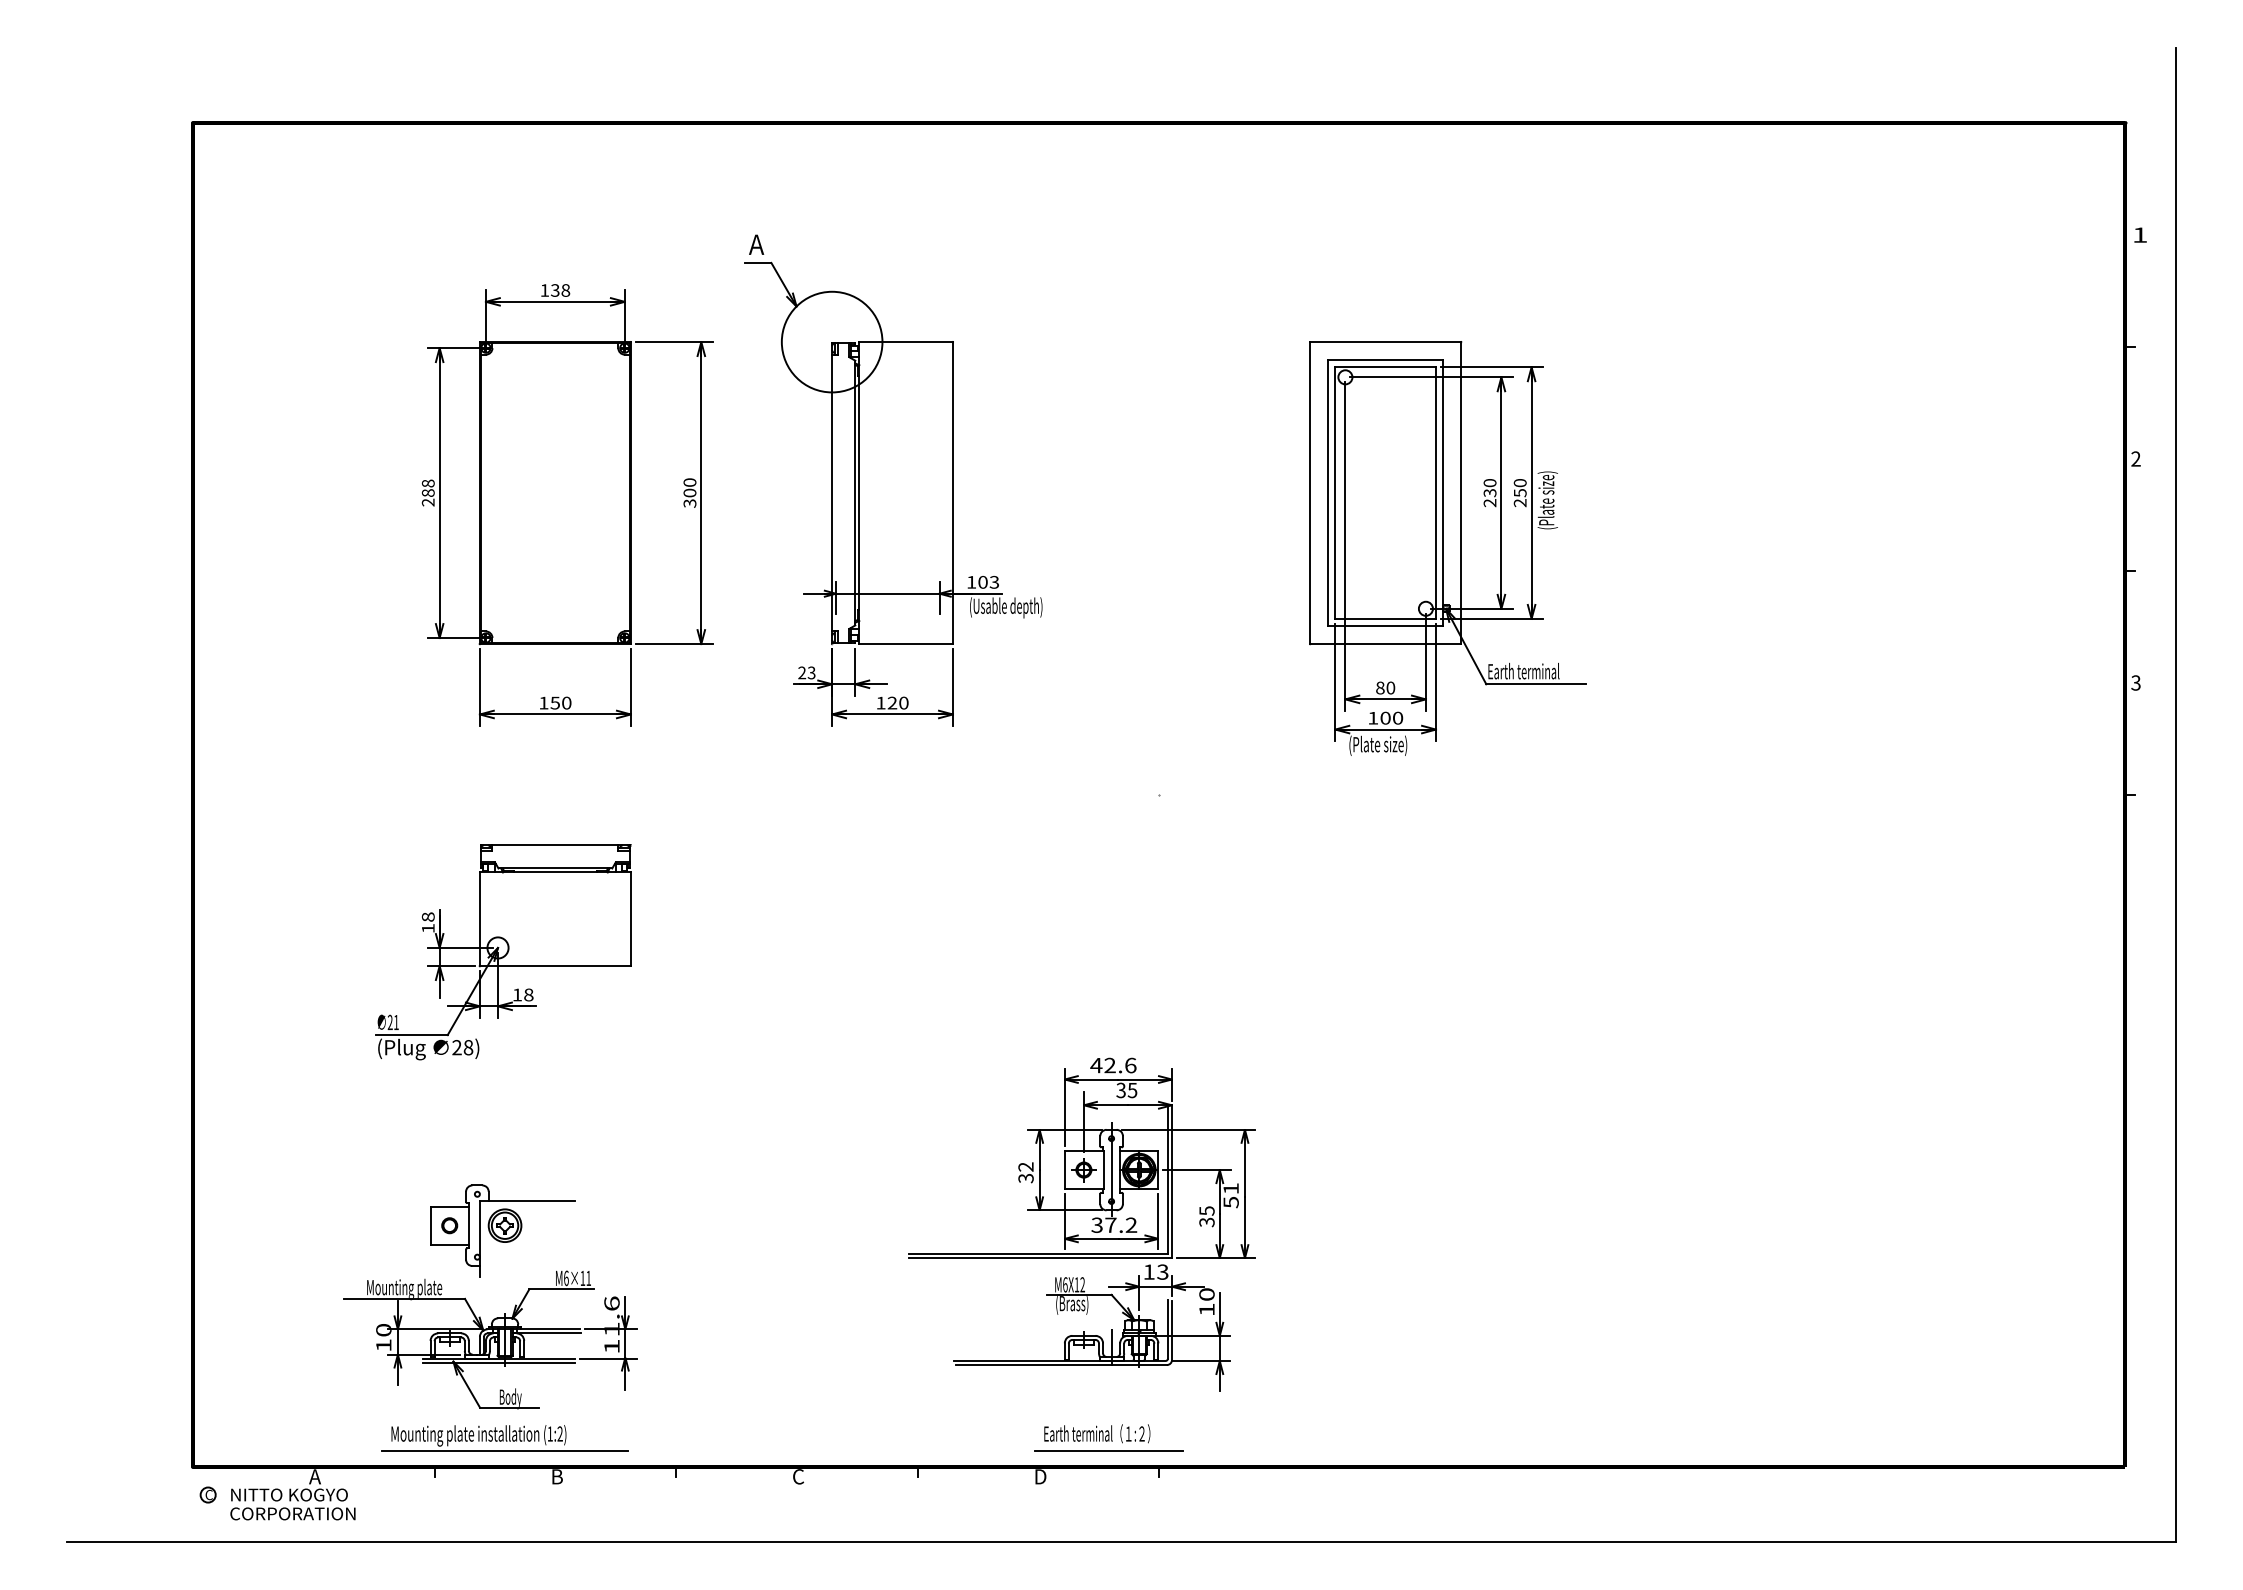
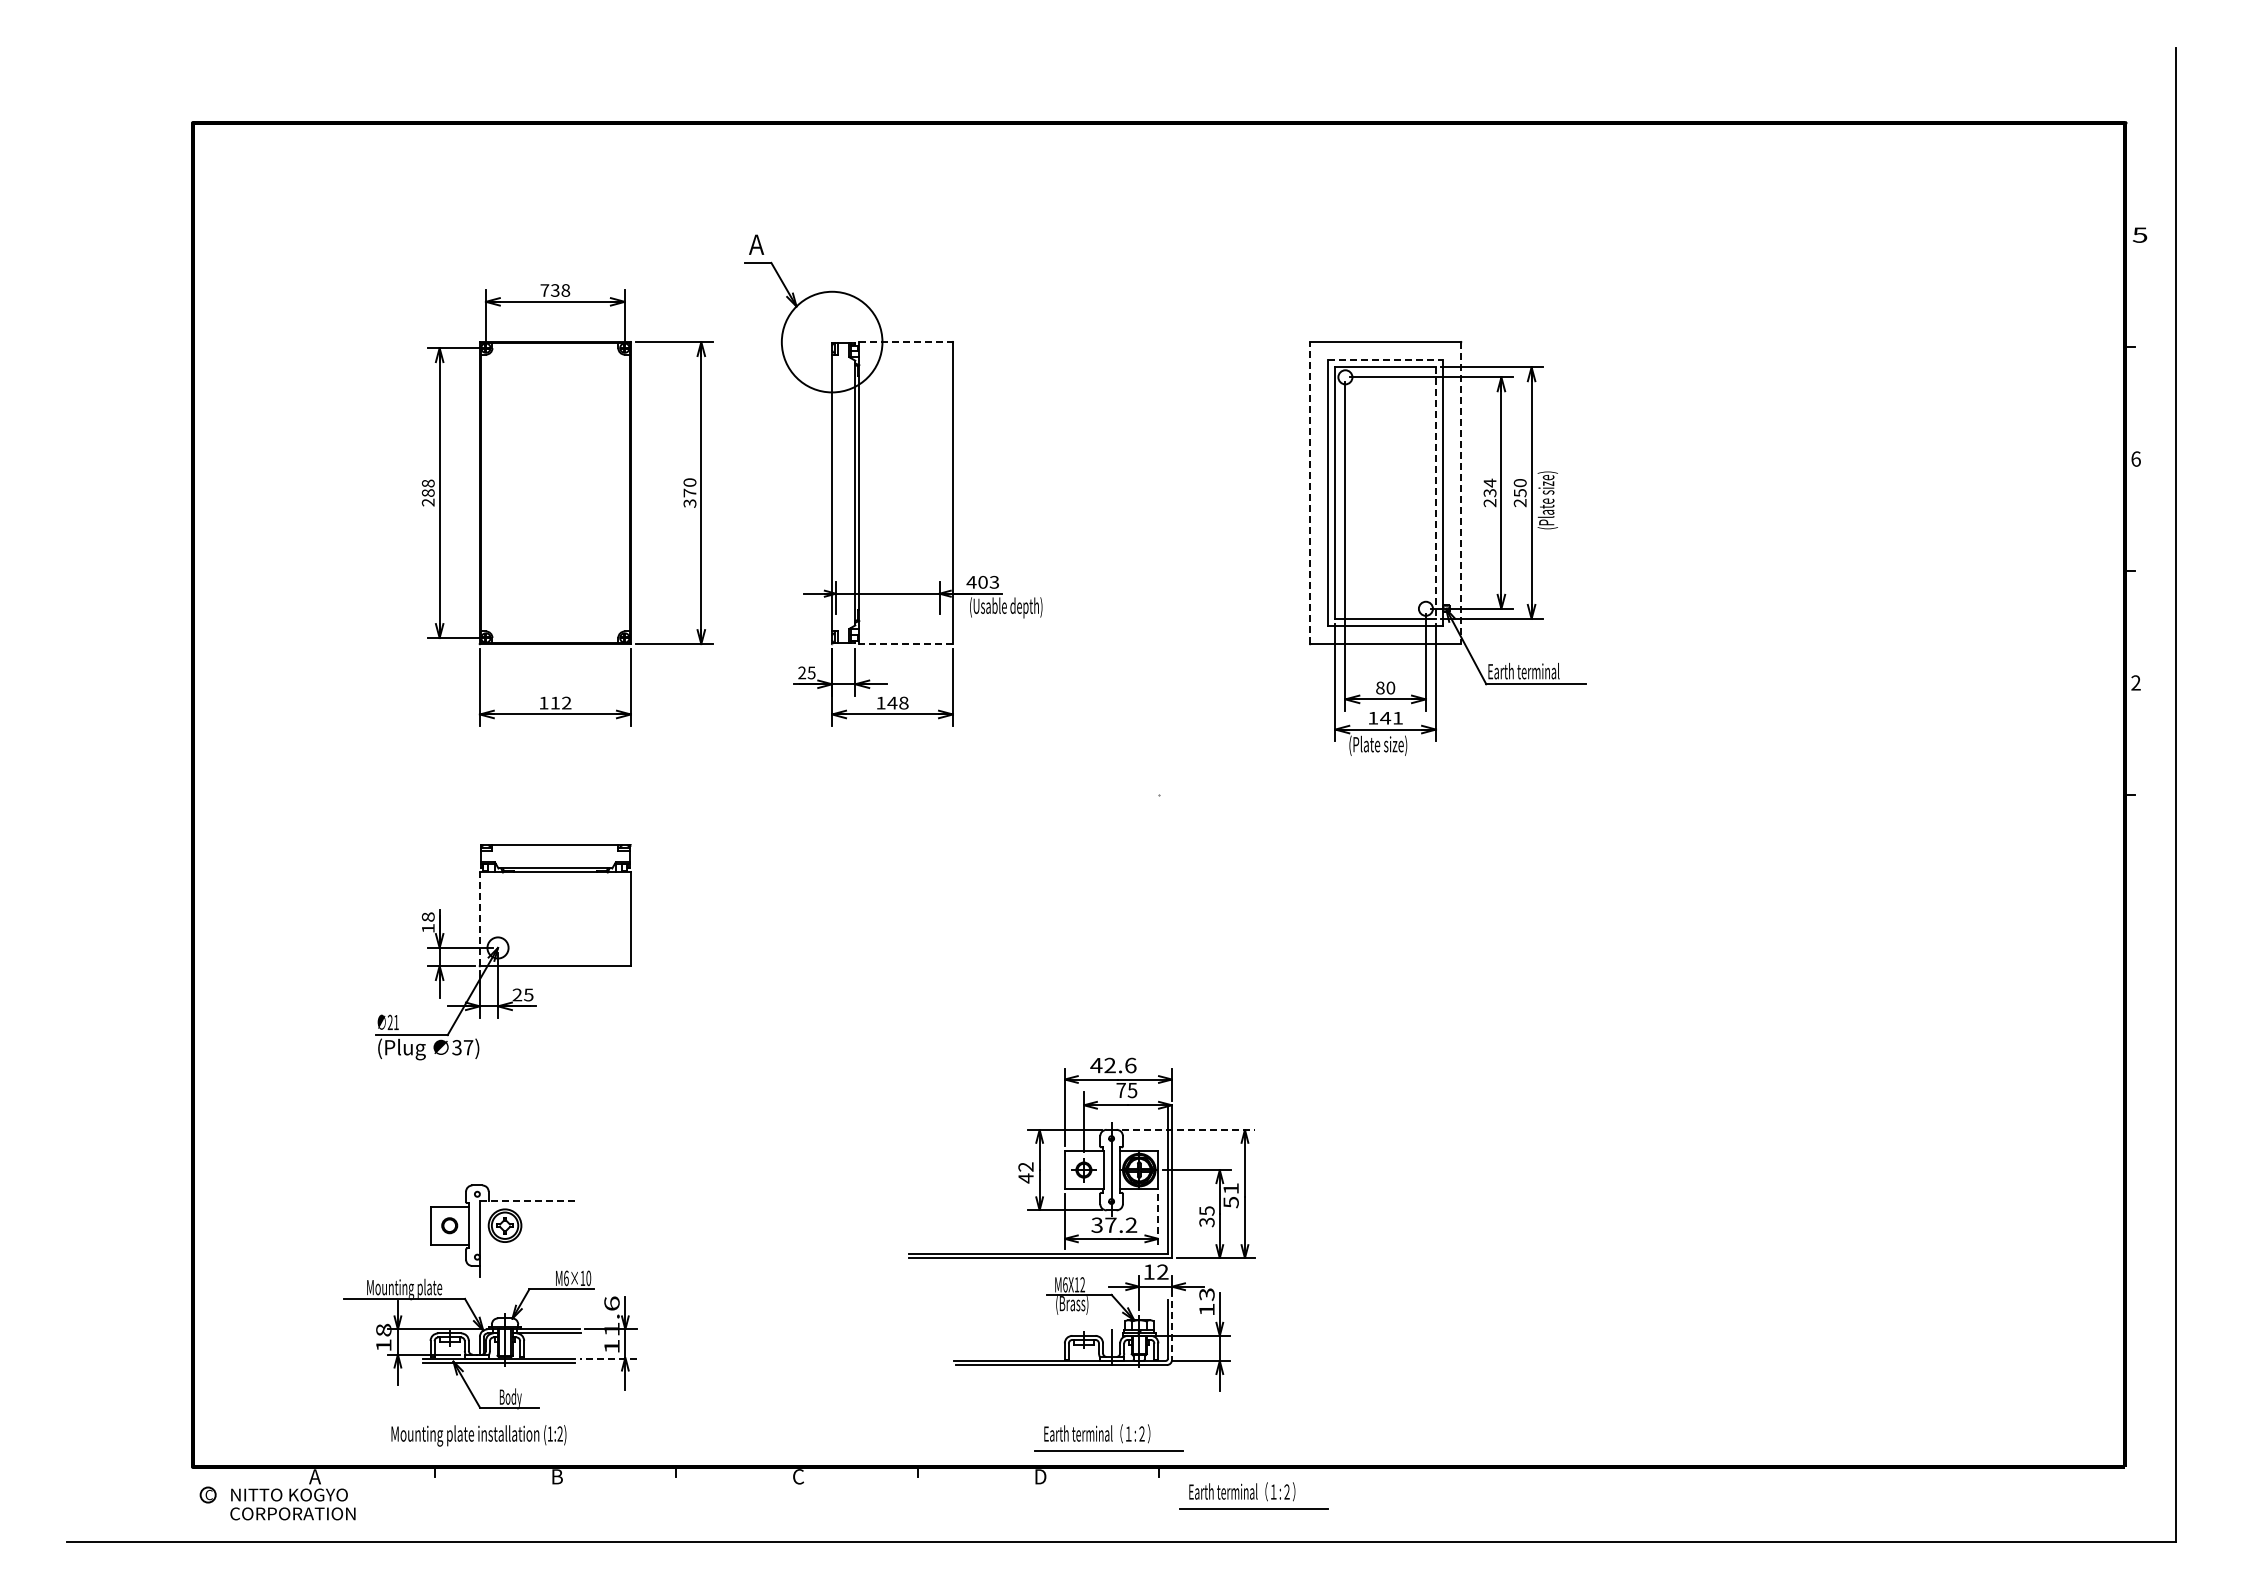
text: 1 -> 5 (2139, 234)
text: 138 -> 738 (544, 290)
line: solid -> dashed (906, 342)
line: solid -> dashed (1386, 360)
text: 2 -> 6 (2135, 458)
text: 230 -> 234 (1489, 482)
text: 300 -> 370 (689, 492)
line: solid -> dashed (1310, 493)
line: solid -> dashed (1436, 493)
line: solid -> dashed (1461, 493)
text: 103 -> 403 (971, 582)
line: solid -> dashed (906, 644)
text: 23 -> 25 (811, 672)
text: 3 -> 2 (2135, 683)
text: 150 -> 112 (560, 702)
text: 120 -> 148 (897, 702)
text: 100 -> 141 (1391, 717)
line: solid -> dashed (479, 919)
text: 18 -> 25 (522, 994)
text: 28) -> 37) (462, 1047)
text: 35 -> 75 (1120, 1090)
line: solid -> dashed (1188, 1129)
text: 32 -> 42 (1025, 1178)
line: solid -> dashed (527, 1200)
line: solid -> dashed (1158, 1221)
text: 13 -> 12 (1162, 1272)
text: M6×11 -> M6×10 (588, 1278)
text: 10 -> 13 (1206, 1294)
text: 10 -> 18 (383, 1329)
line: solid -> dashed (1172, 1331)
line: solid -> dashed (608, 1358)
line: present -> none (504, 1451)
part: none -> present (1253, 1495)
